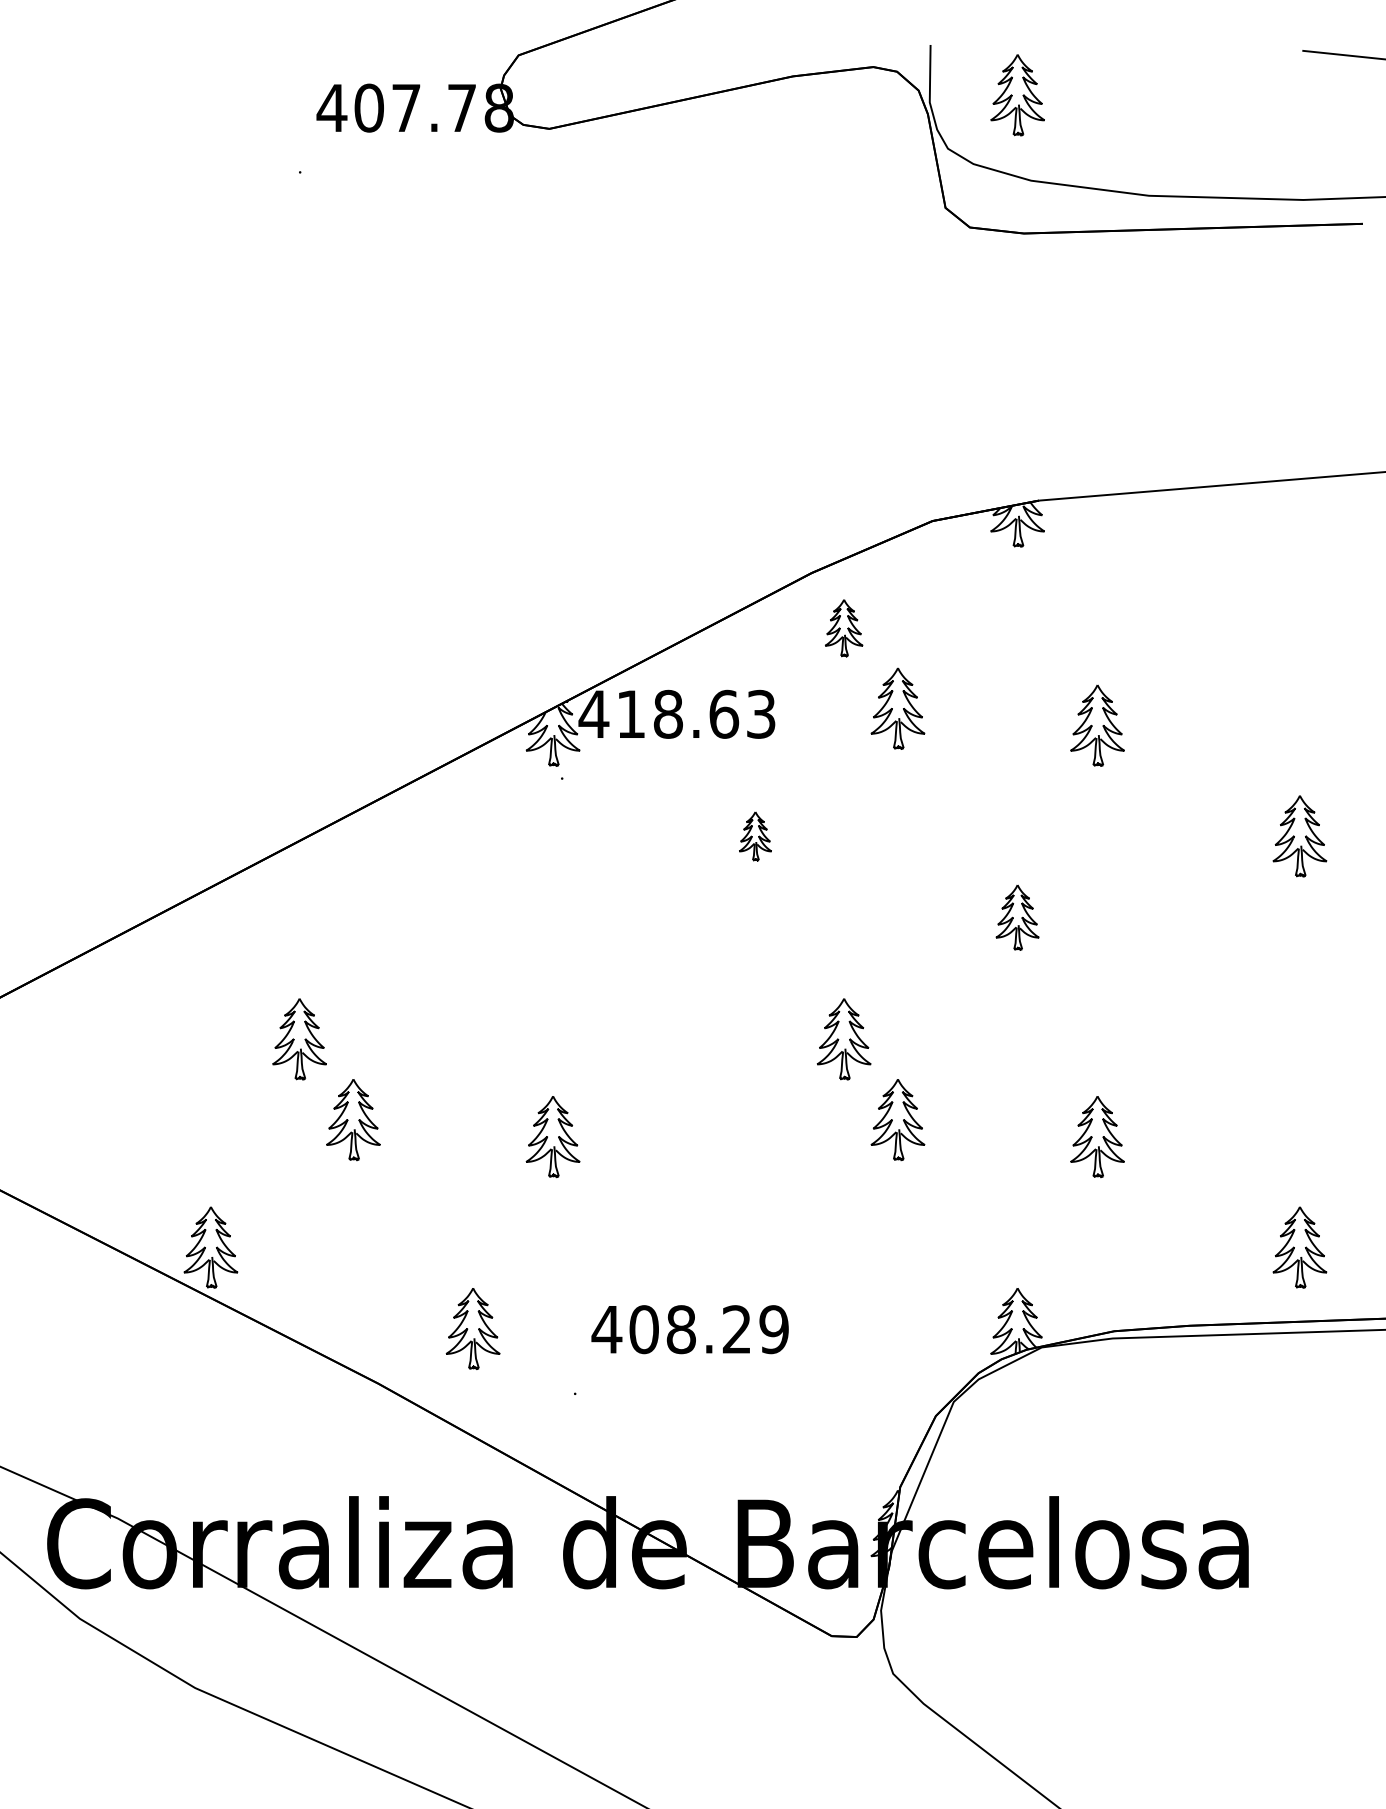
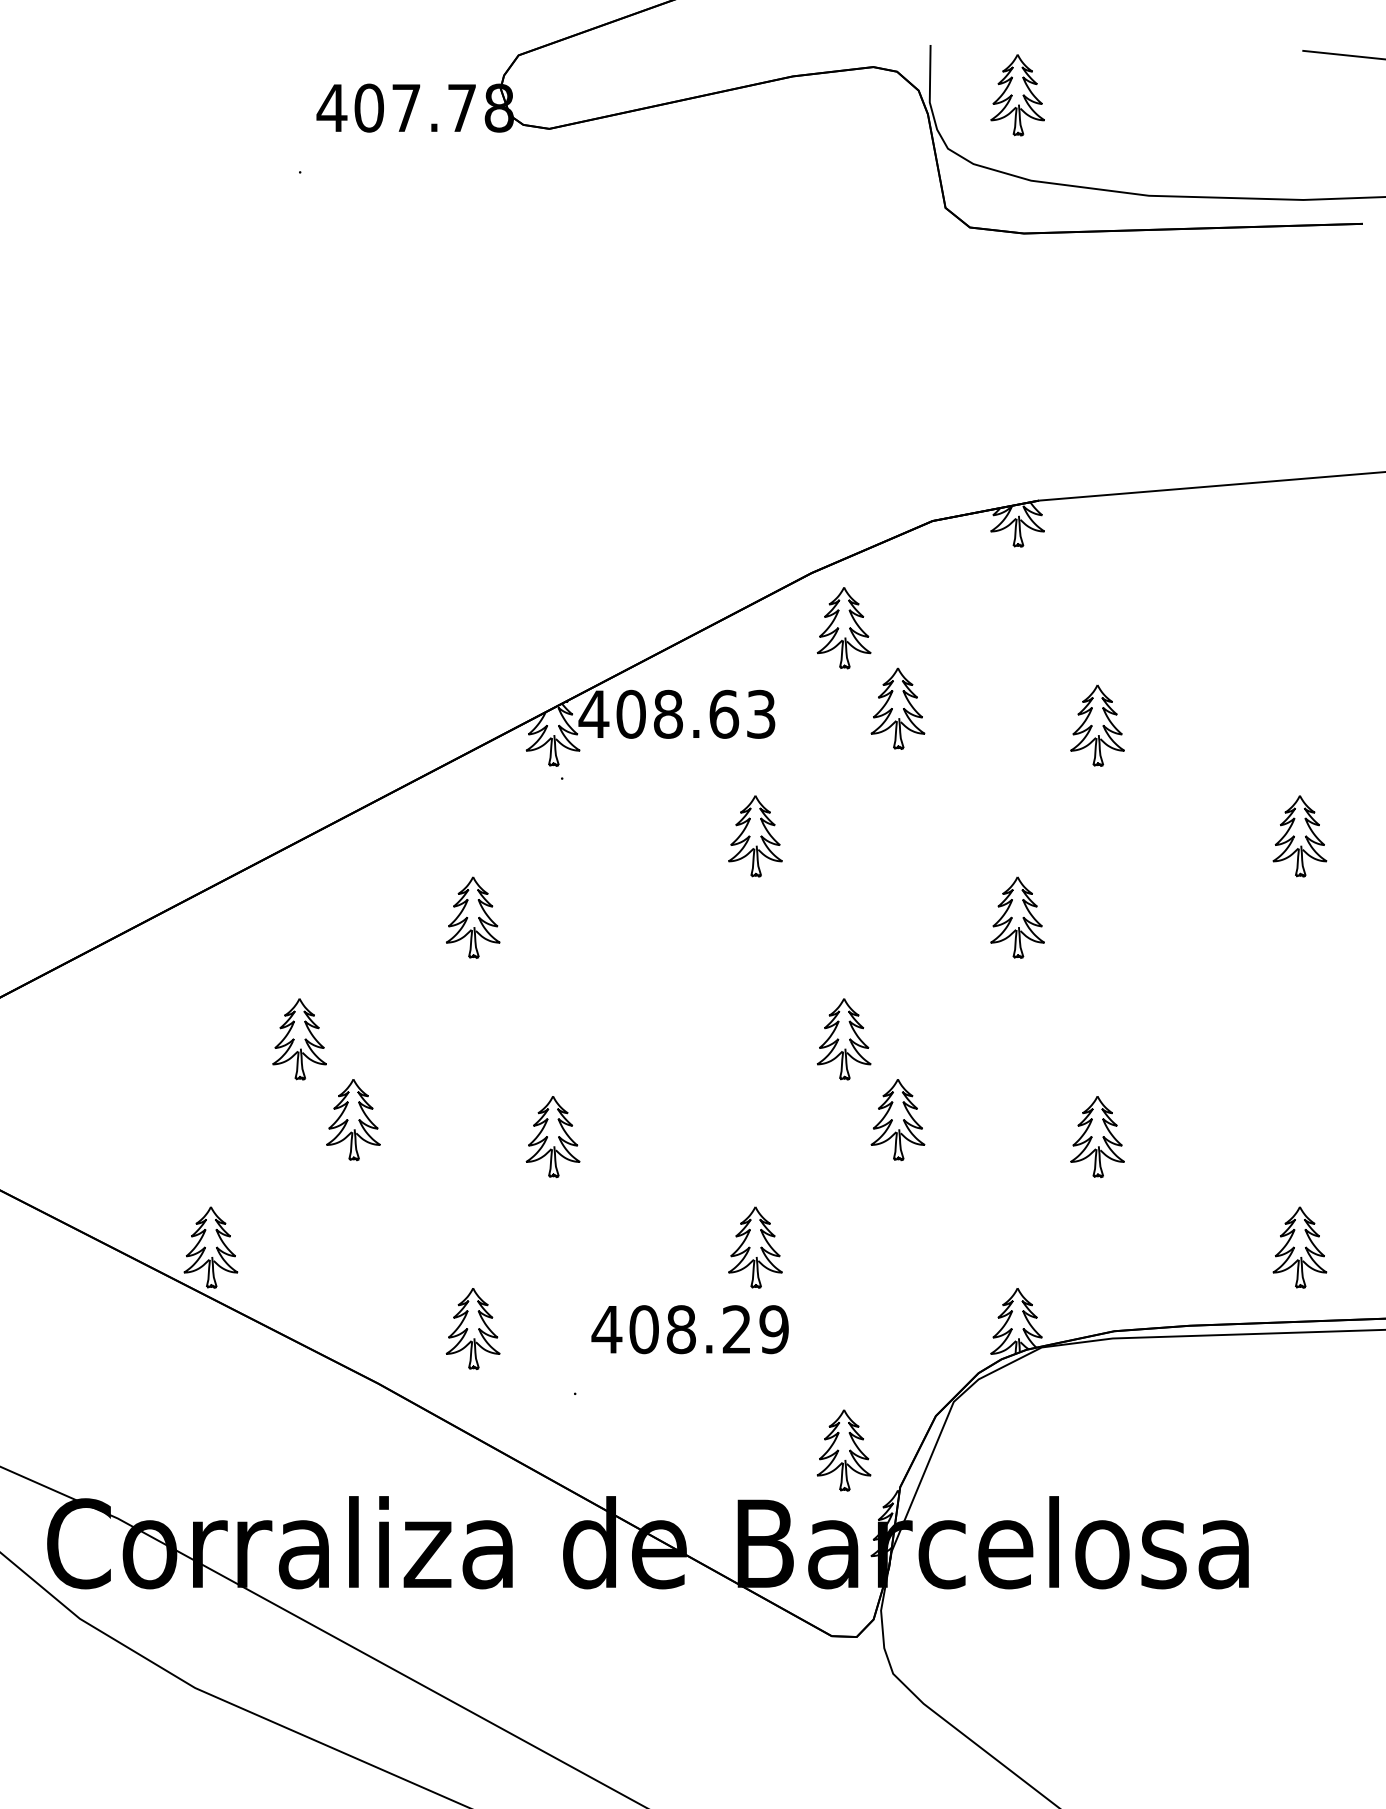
part size: 39x59 px -> 56x83 px (843, 628)
text: 418.63 -> 408.63 (630, 713)
part size: 33x51 px -> 55x83 px (755, 836)
part: none -> present (473, 917)
part size: 45x67 px -> 55x83 px (1017, 917)
part: none -> present (755, 1247)
part: none -> present (843, 1450)
